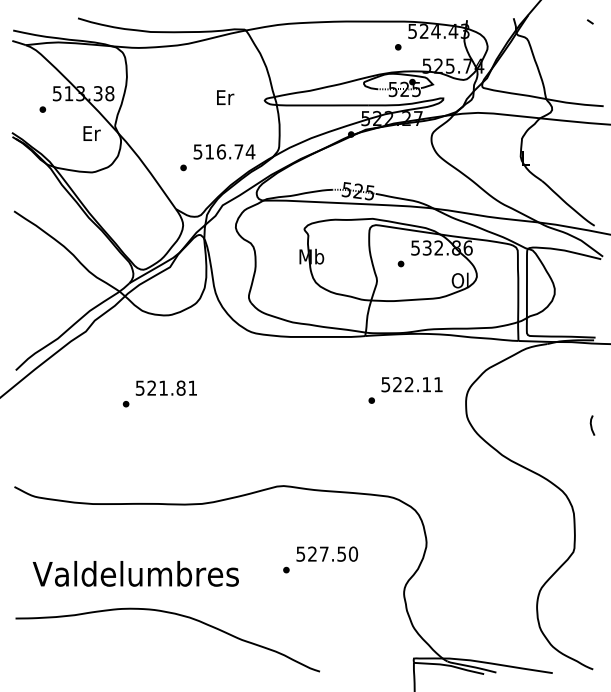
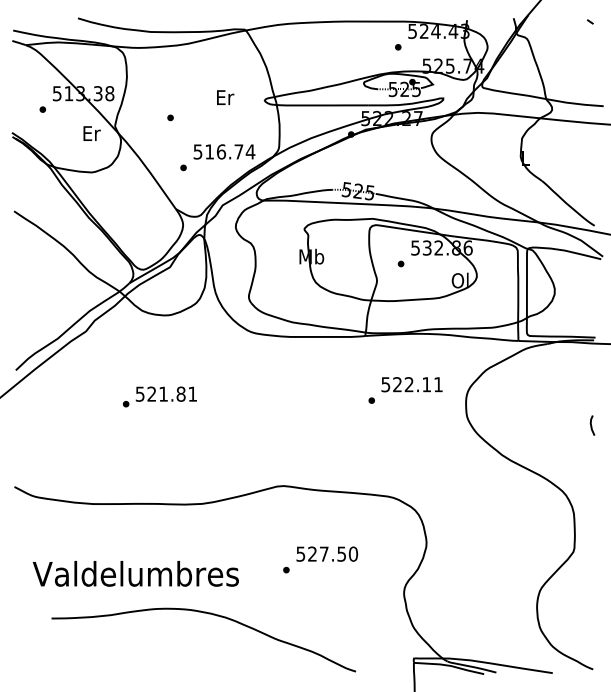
part: none -> present (170, 117)
text position: (165, 387) -> (165, 393) (165, 393)
curve position: (172, 614) -> (208, 614) (208, 614)
